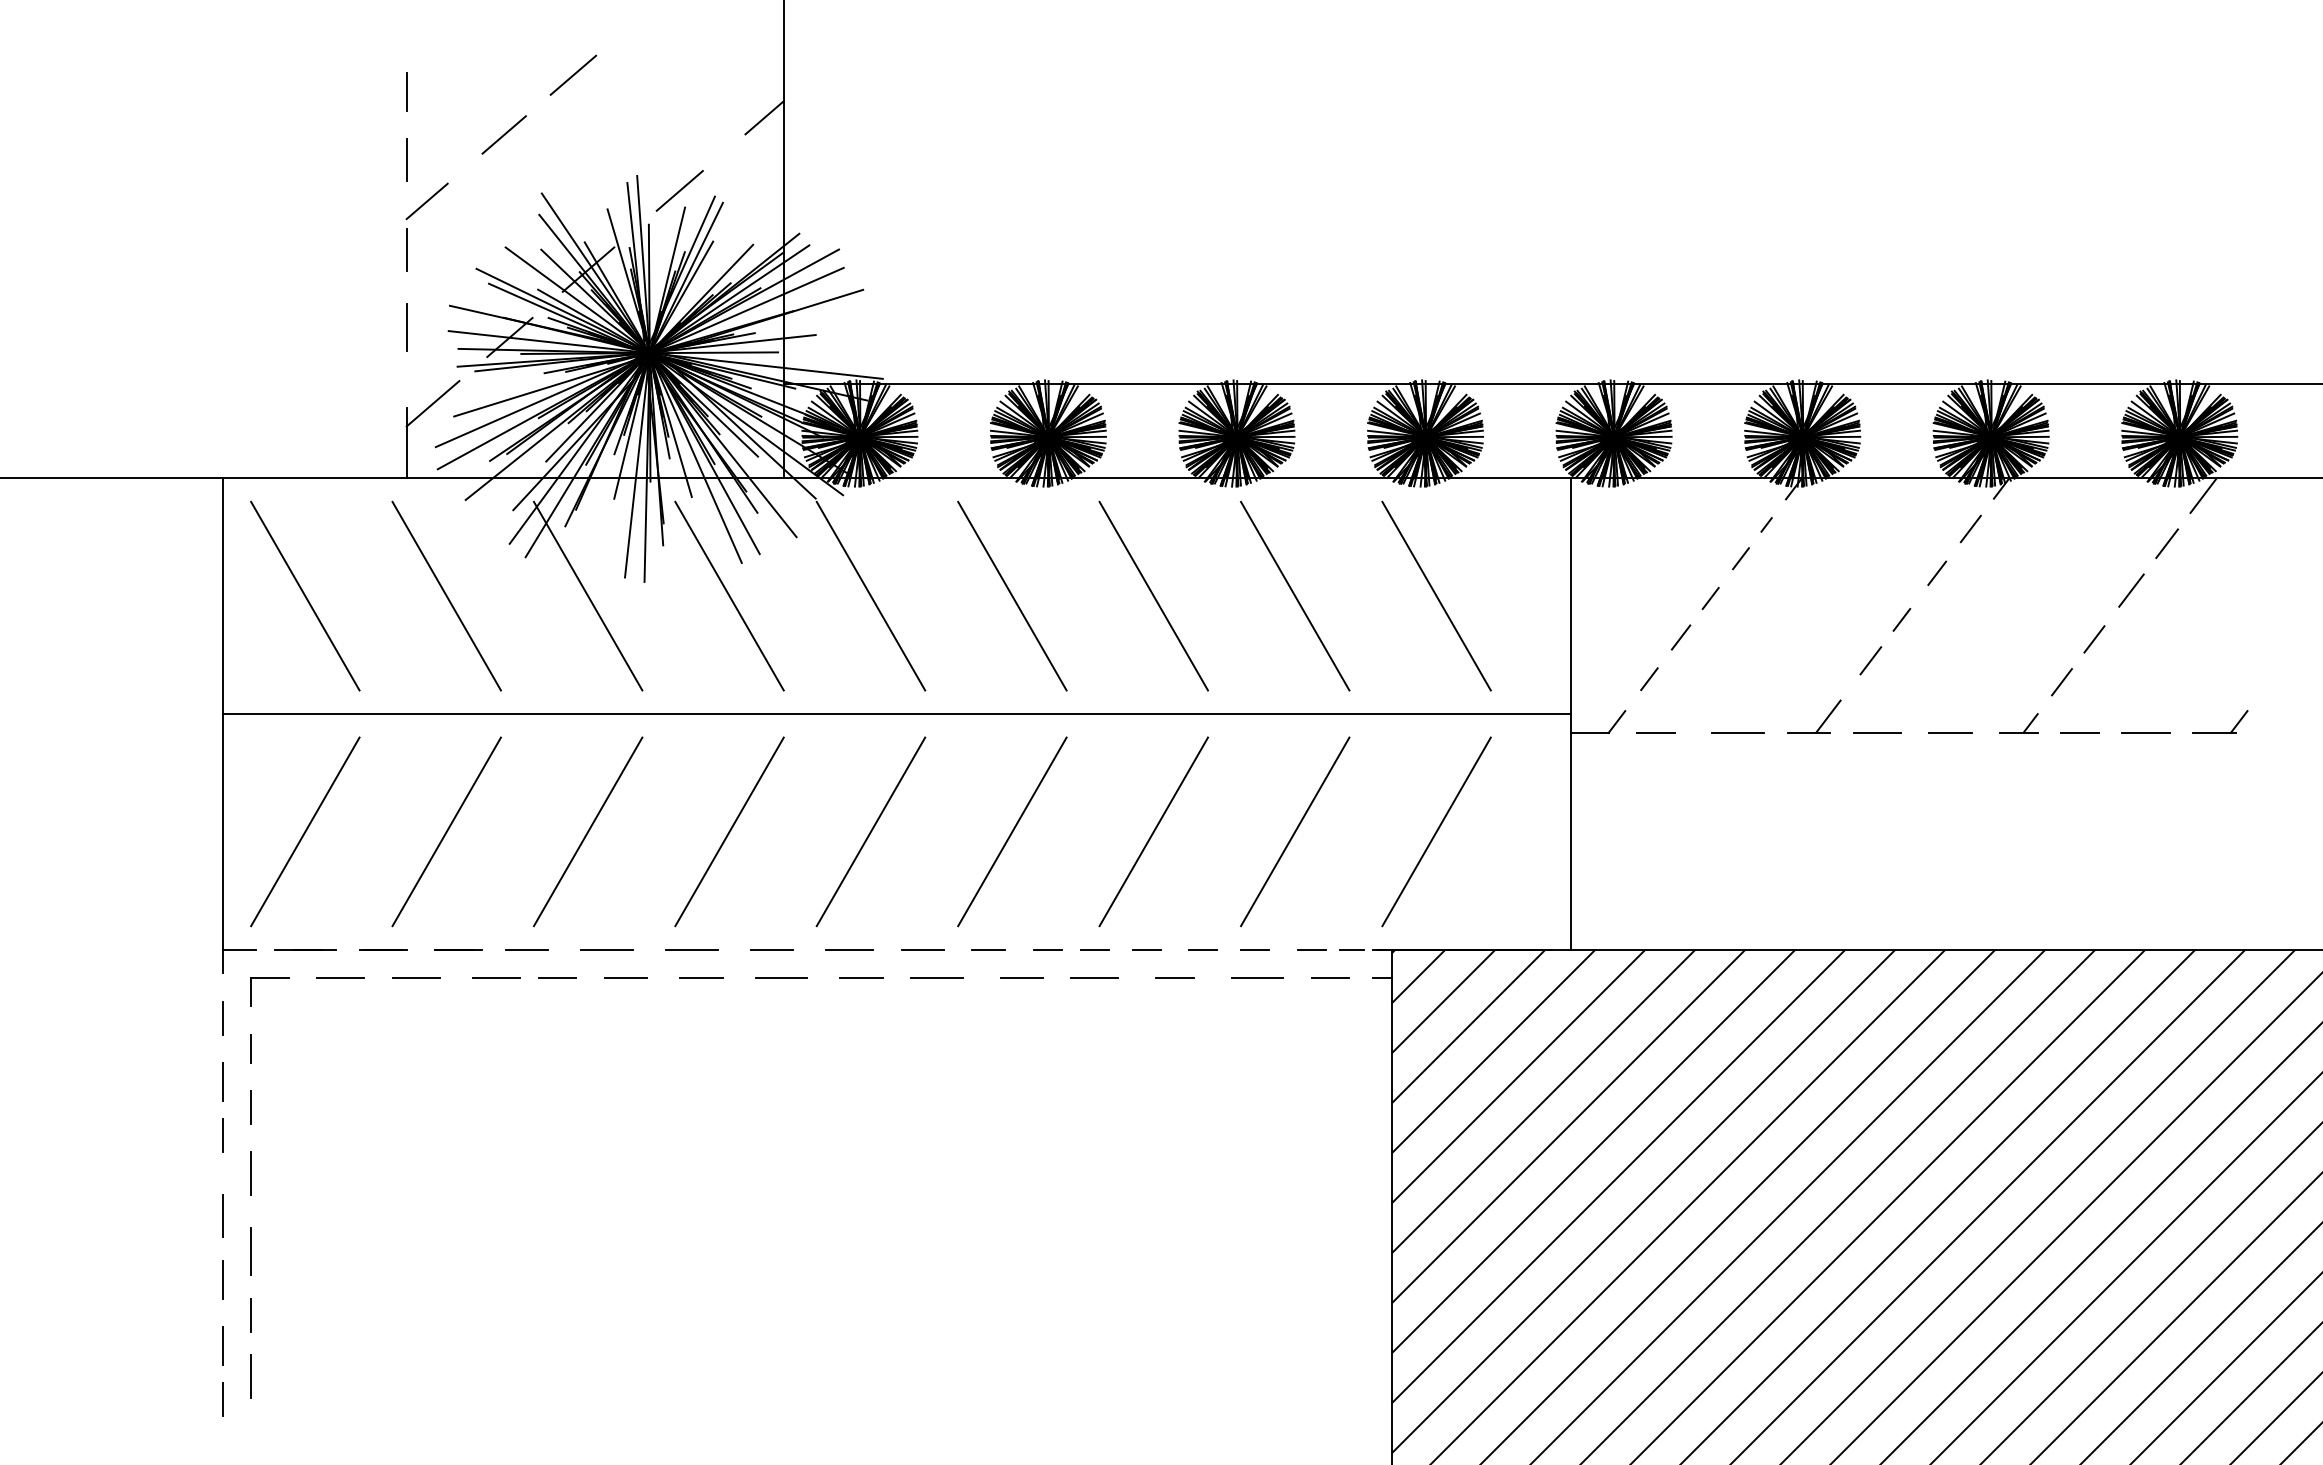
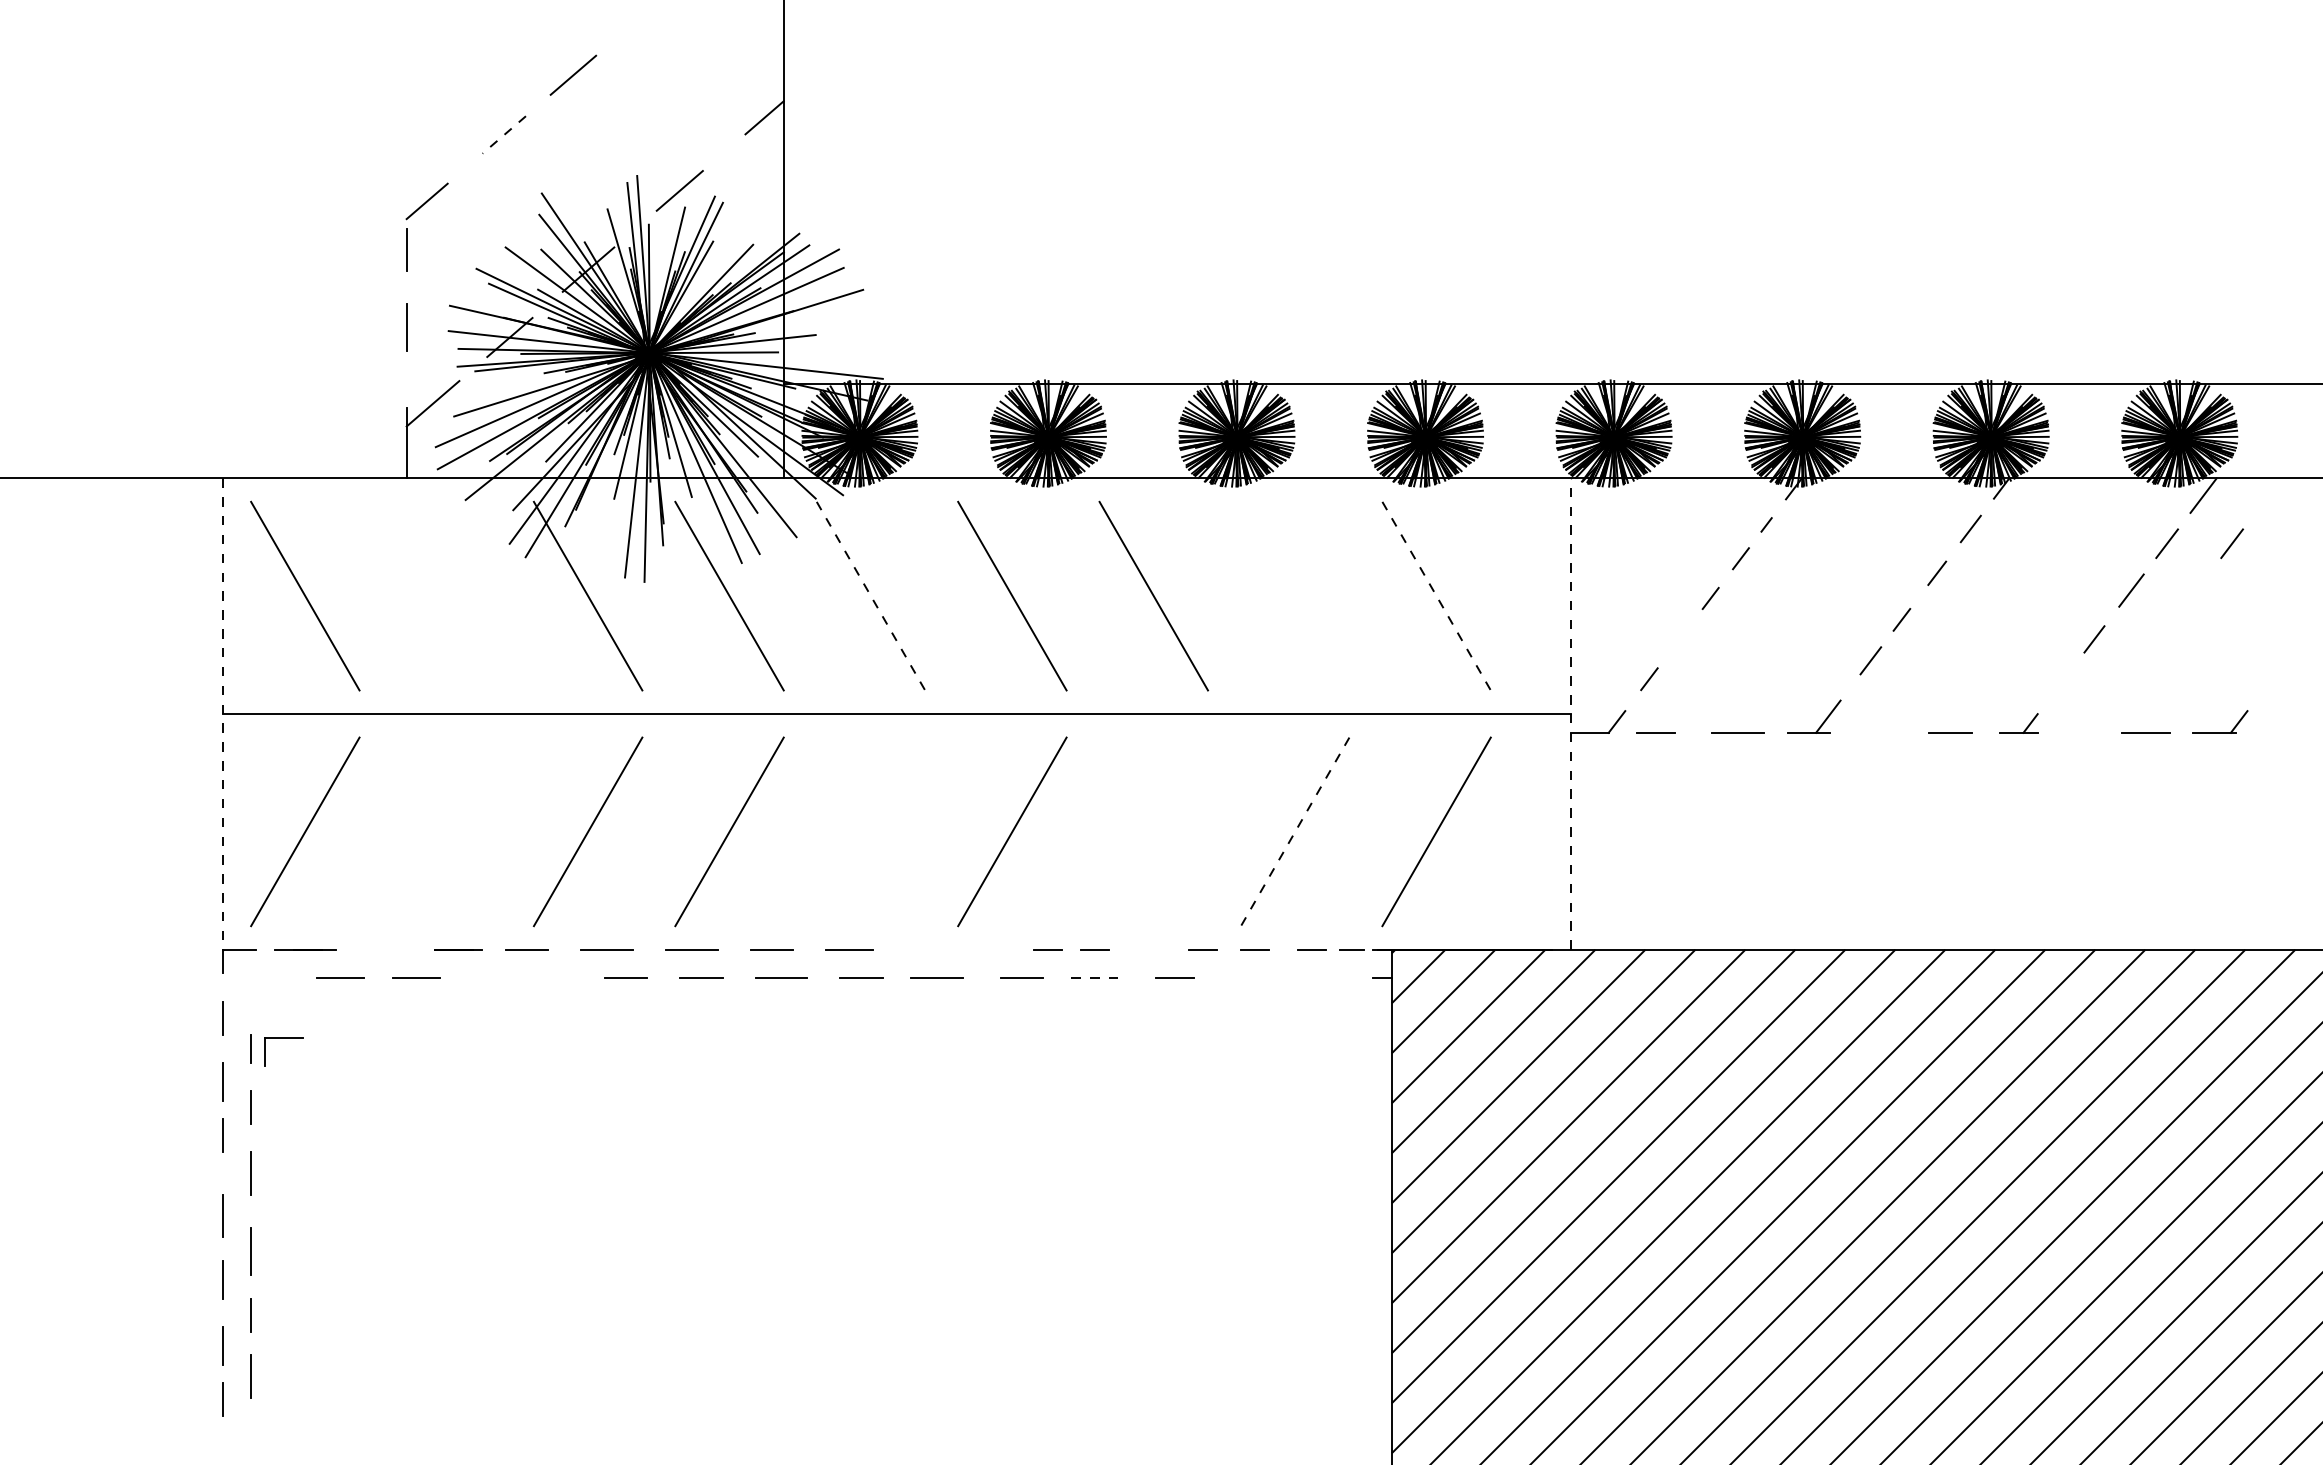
line: present -> none (406, 91)
line: solid -> dashed (504, 134)
line: present -> none (406, 159)
line: none -> present (2232, 543)
line: present -> none (446, 595)
line: present -> none (1295, 595)
line: solid -> dashed (870, 596)
line: solid -> dashed (1436, 596)
line: present -> none (1680, 637)
line: present -> none (2061, 682)
line: solid -> dashed (222, 714)
line: solid -> dashed (1570, 714)
line: present -> none (1876, 732)
line: present -> none (2079, 732)
line: present -> none (446, 831)
line: present -> none (870, 831)
line: present -> none (1153, 831)
line: solid -> dashed (1295, 831)
line: present -> none (383, 949)
line: present -> none (922, 949)
line: present -> none (988, 949)
line: present -> none (1146, 949)
line: present -> none (496, 977)
line: present -> none (557, 977)
line: solid -> dashed (1094, 977)
line: present -> none (1257, 977)
line: present -> none (1330, 977)
part position: (269, 978) -> (283, 1038) (283, 1038)
